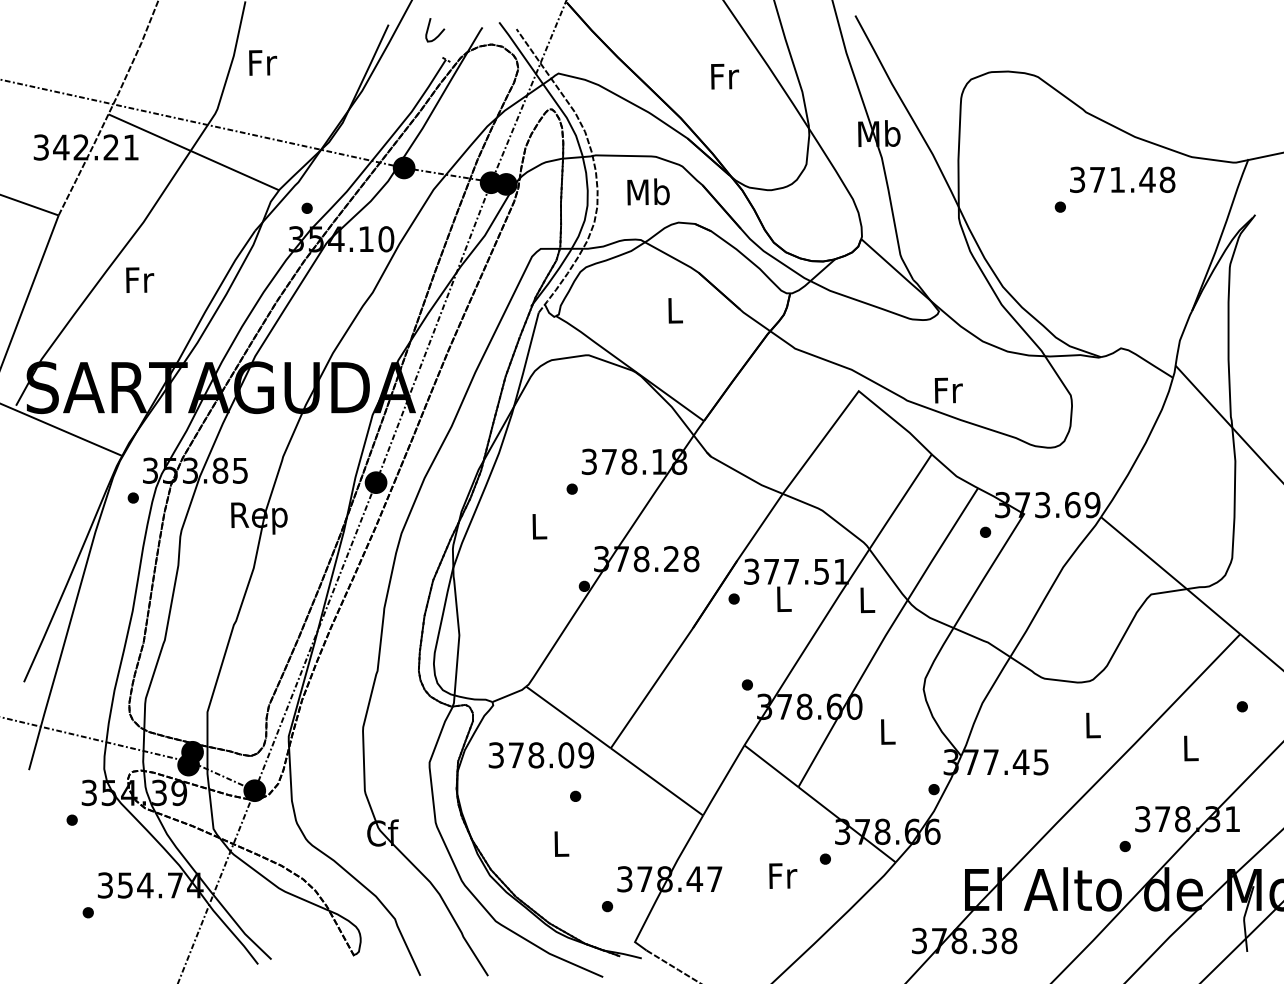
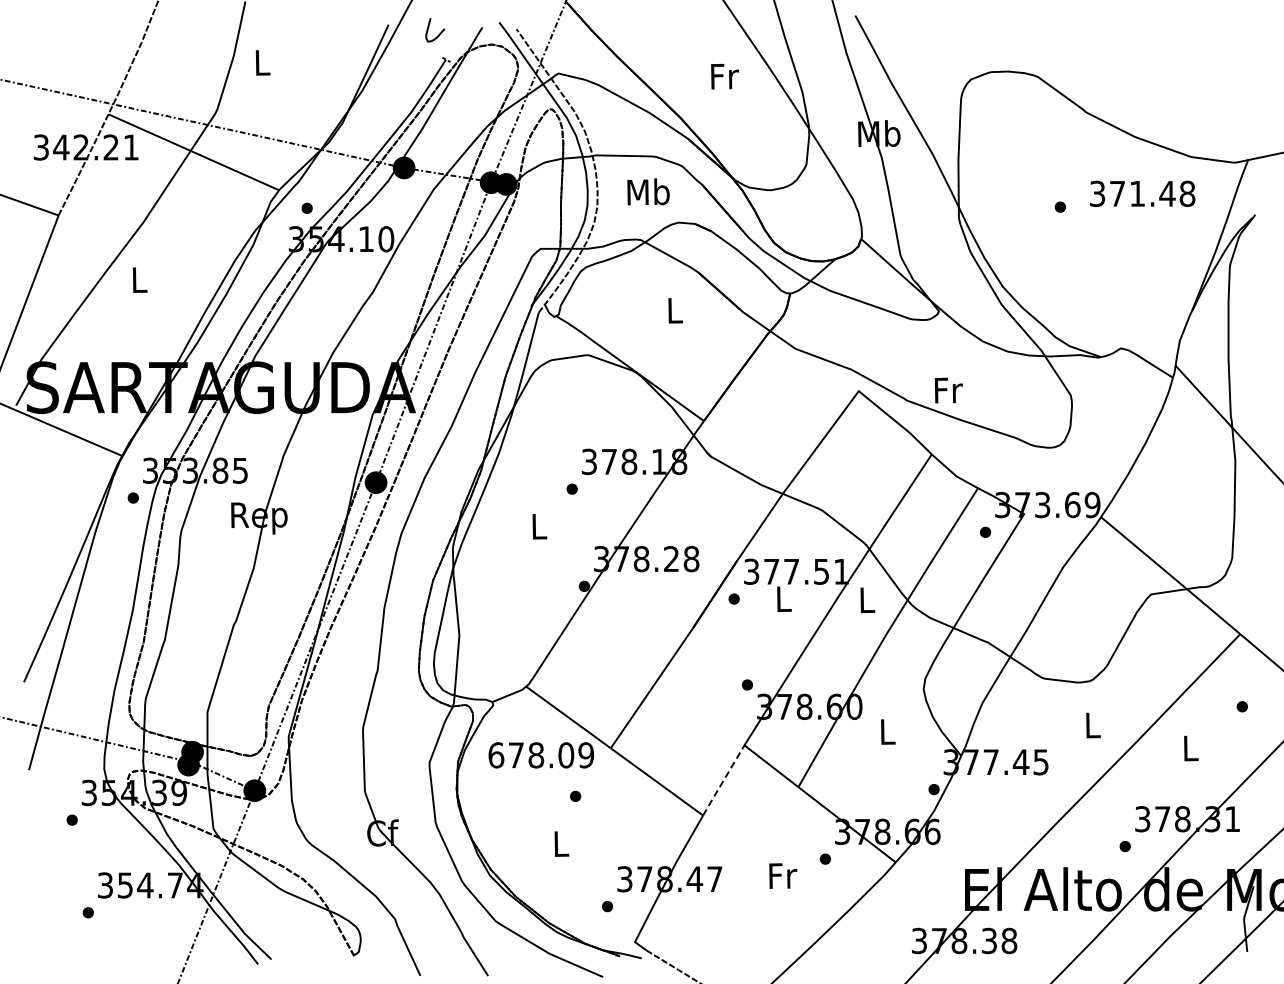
text: Fr -> L (263, 62)
text position: (1122, 179) -> (1142, 193) (1142, 193)
text: Fr -> L (140, 279)
text: 378.09 -> 678.09 (496, 755)
line: solid -> dashed (723, 780)
